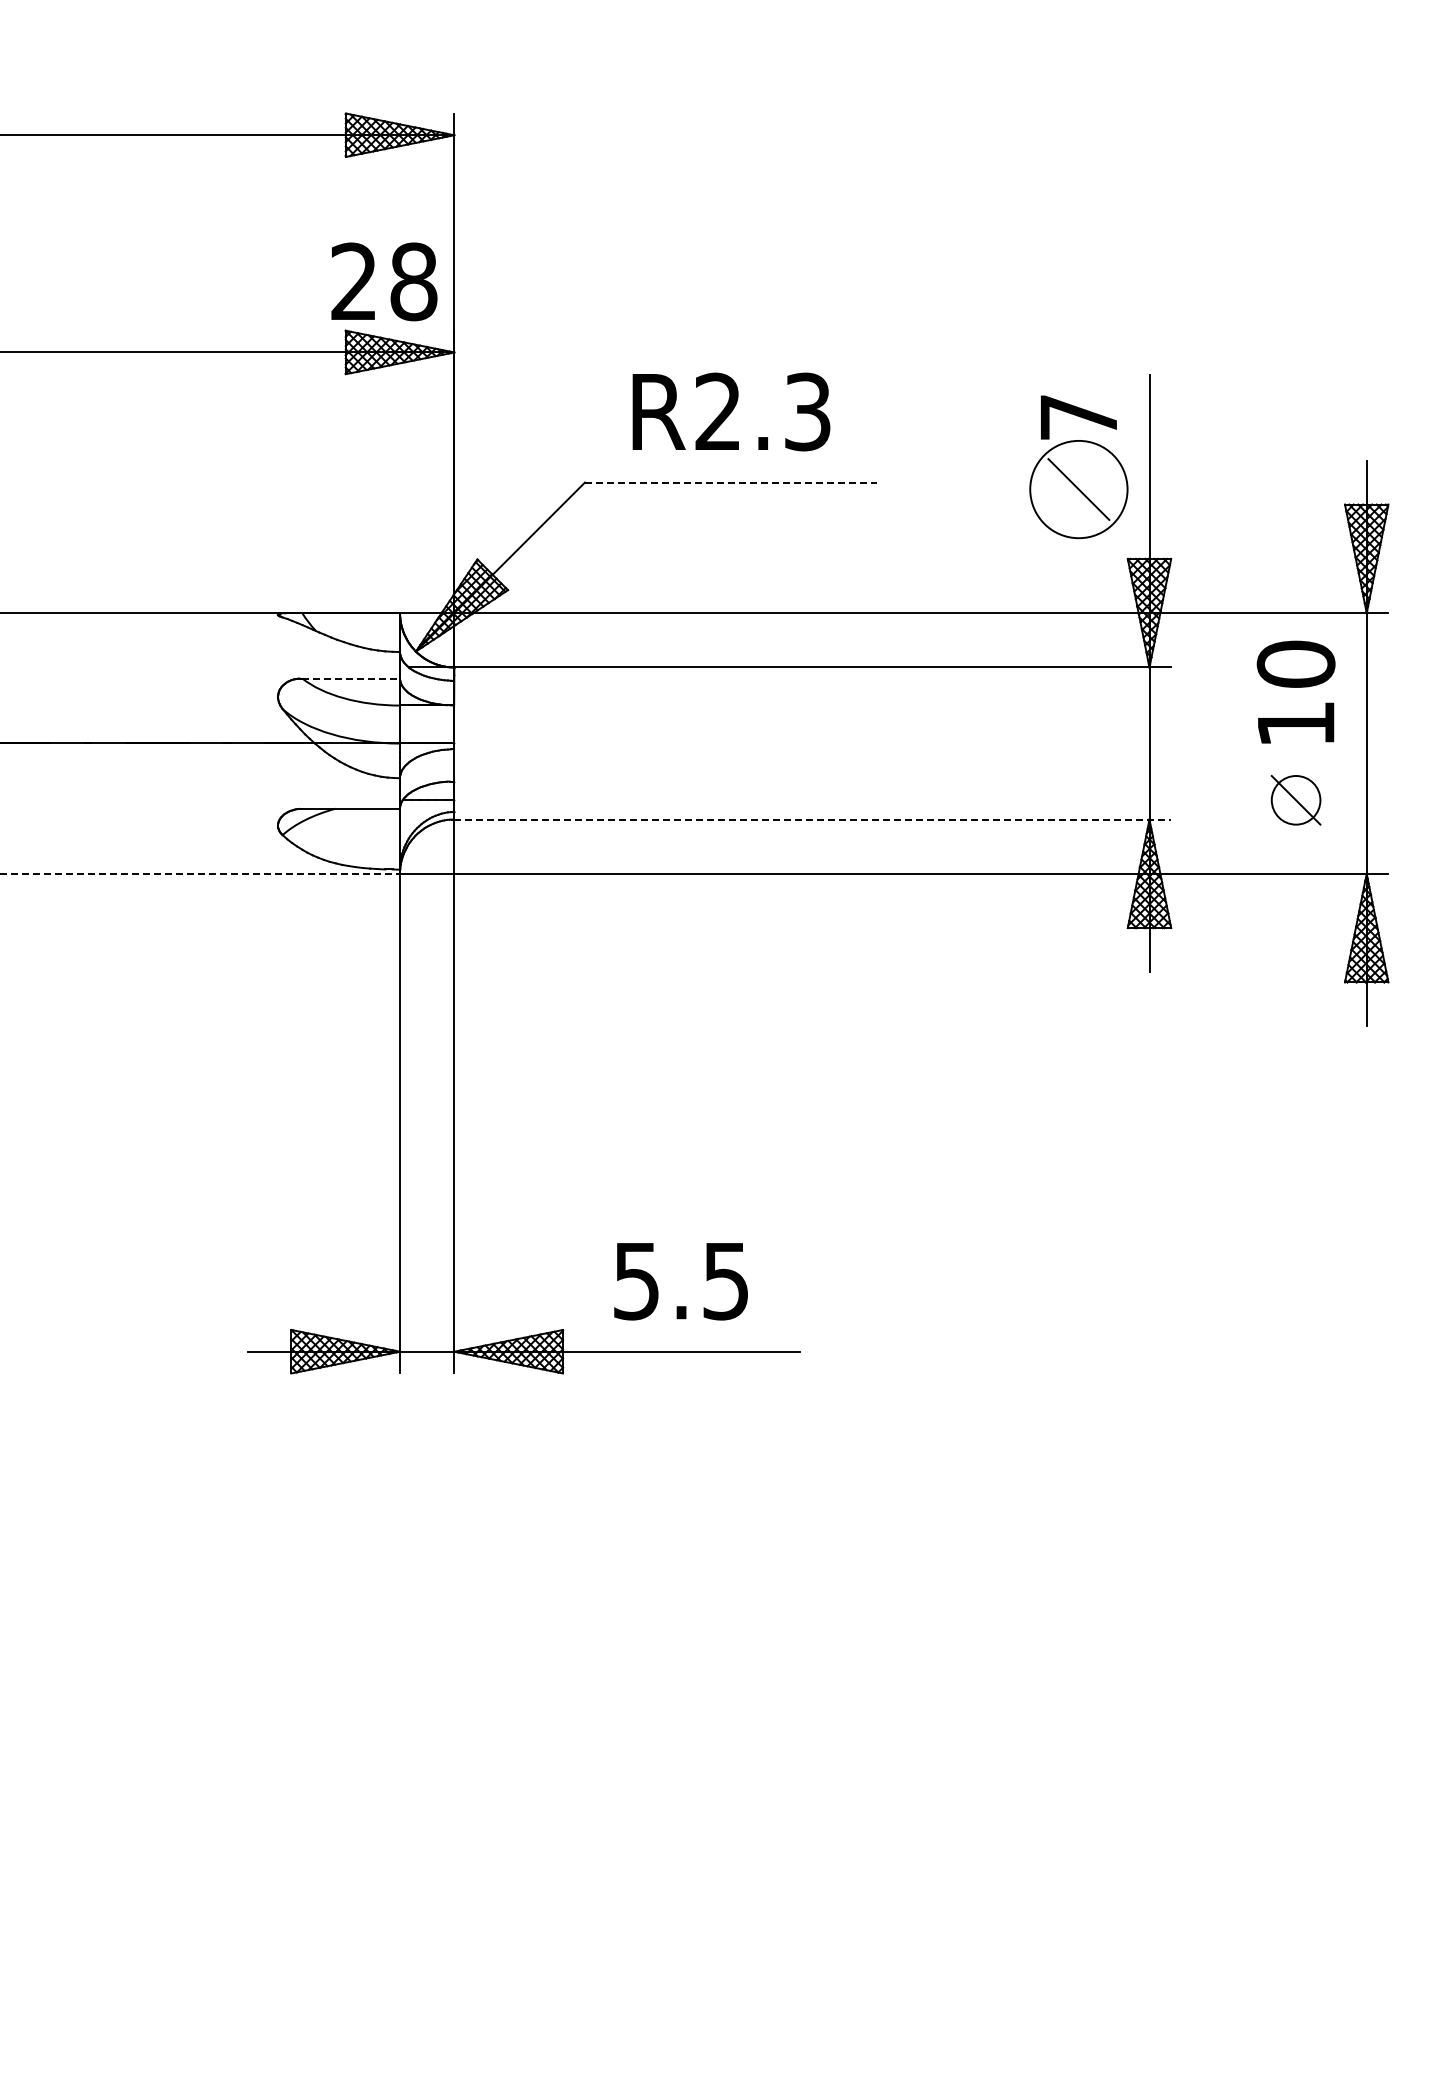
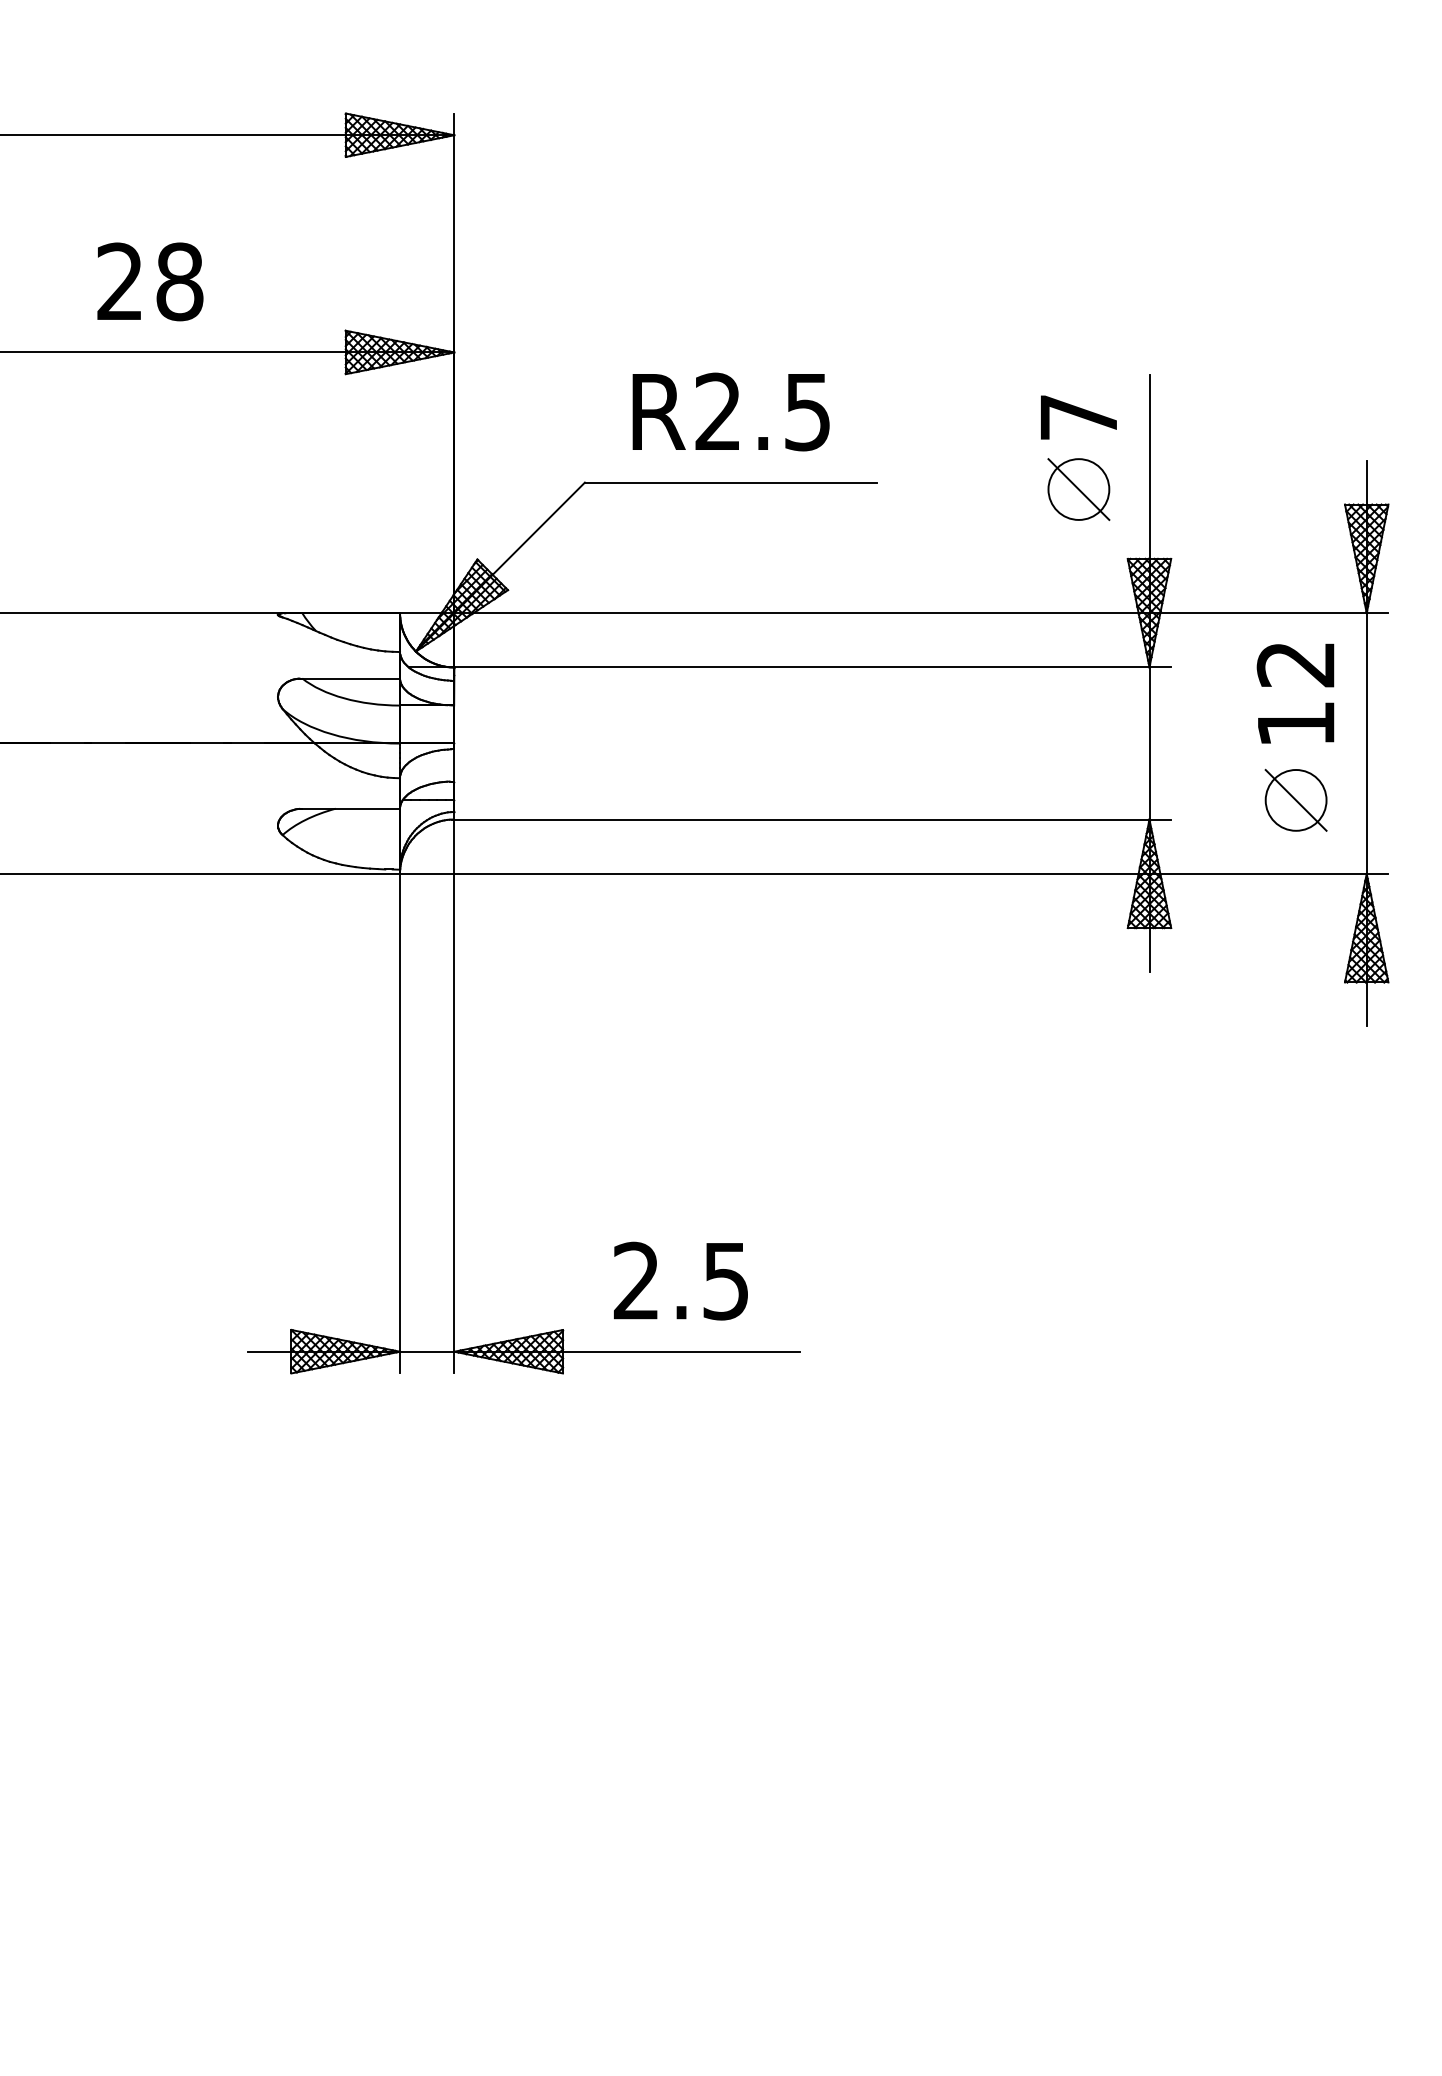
text position: (384, 281) -> (150, 281) (150, 281)
text: R2.3 -> R2.5 (807, 411)
line: dashed -> solid (730, 482)
circle diameter: 97 px -> 61 px (1078, 489)
text: 10 -> 12 (1295, 663)
line: dashed -> solid (351, 678)
part size: 52x52 px -> 64x64 px (1295, 799)
line: dashed -> solid (813, 819)
line: dashed -> solid (200, 873)
text: 5.5 -> 2.5 (635, 1280)
